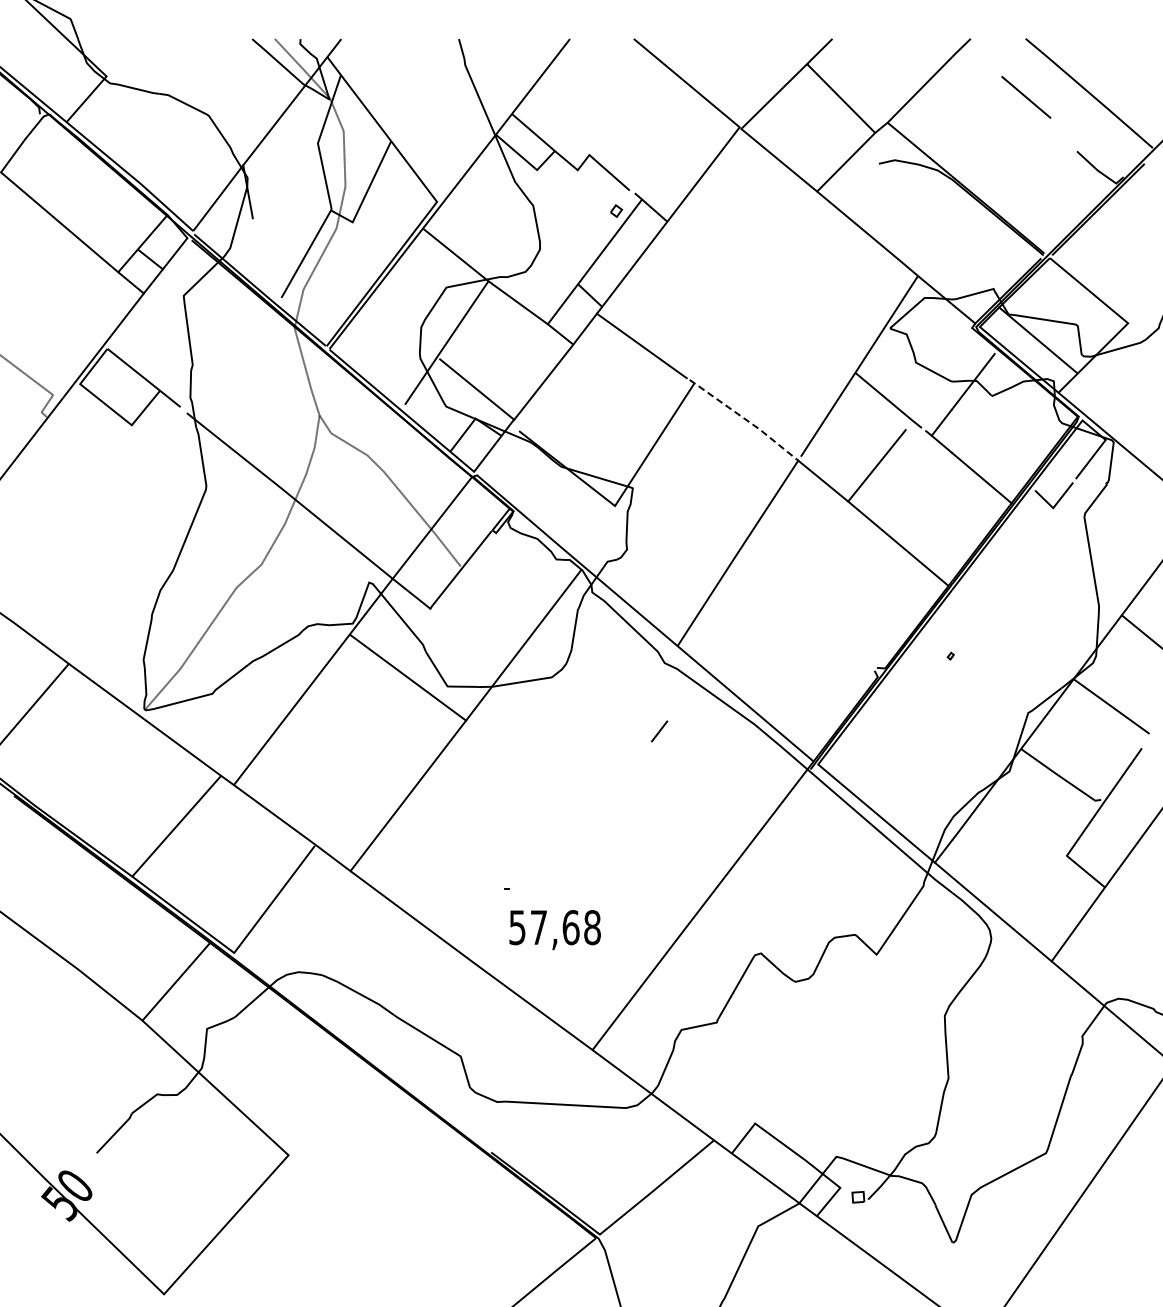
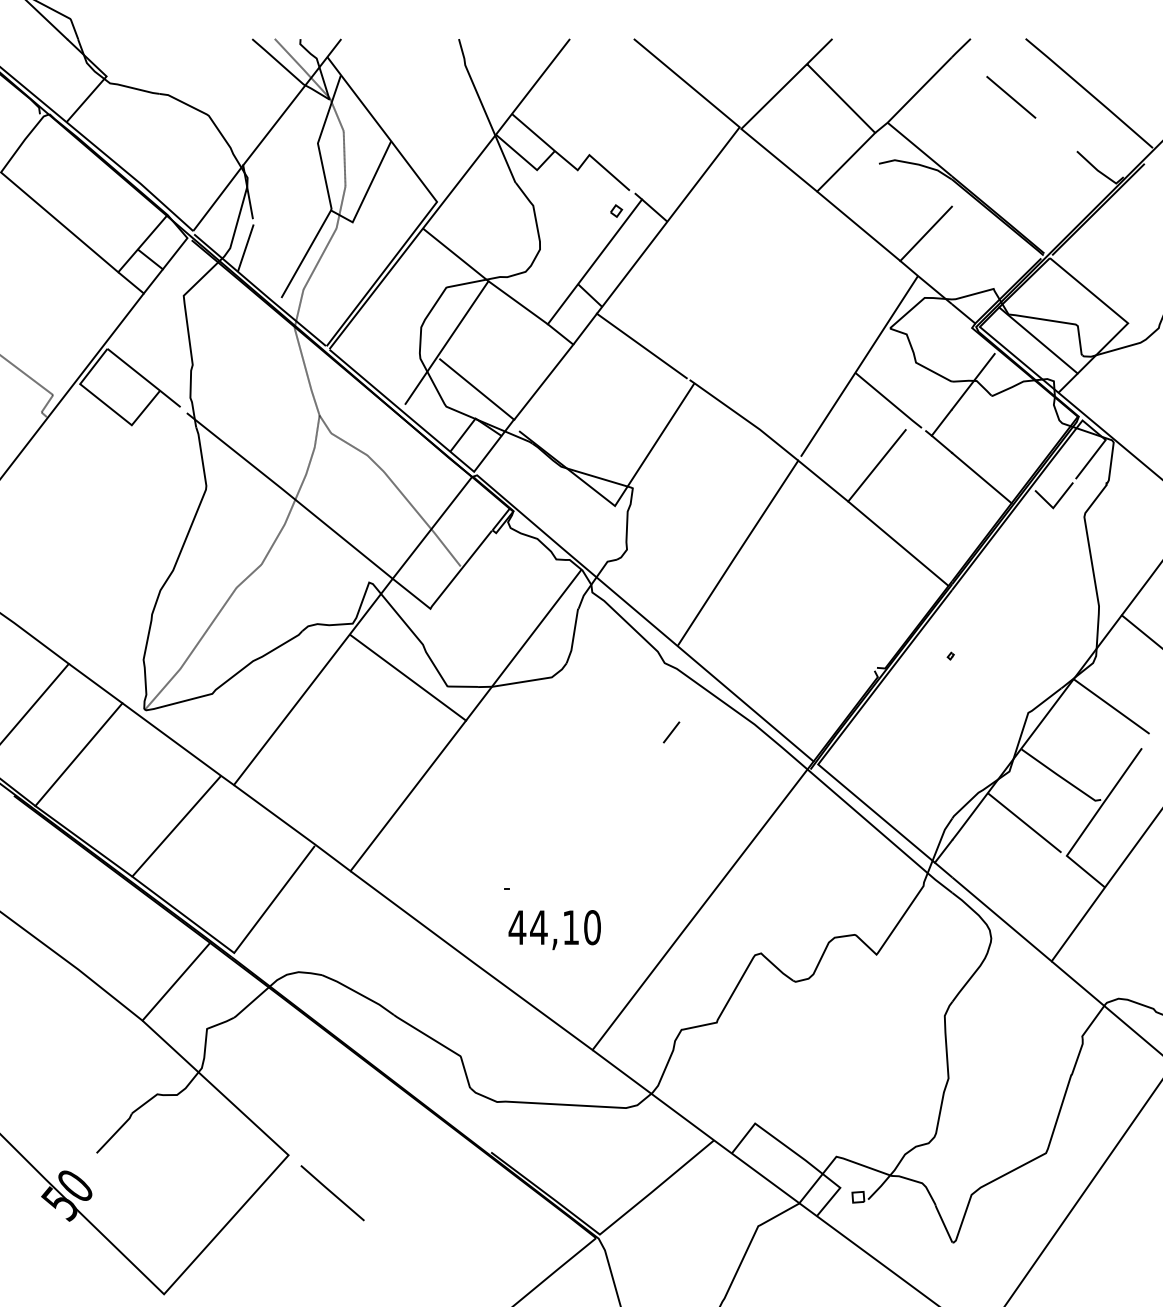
line position: (1026, 97) -> (1011, 97) (1011, 97)
line: none -> present (925, 233)
line: none -> present (245, 248)
line: dashed -> solid (745, 419)
line position: (659, 731) -> (671, 732) (671, 732)
line: none -> present (78, 754)
line: none -> present (1024, 822)
text: 57,68 -> 44,10 (554, 927)
line: none -> present (332, 1193)
